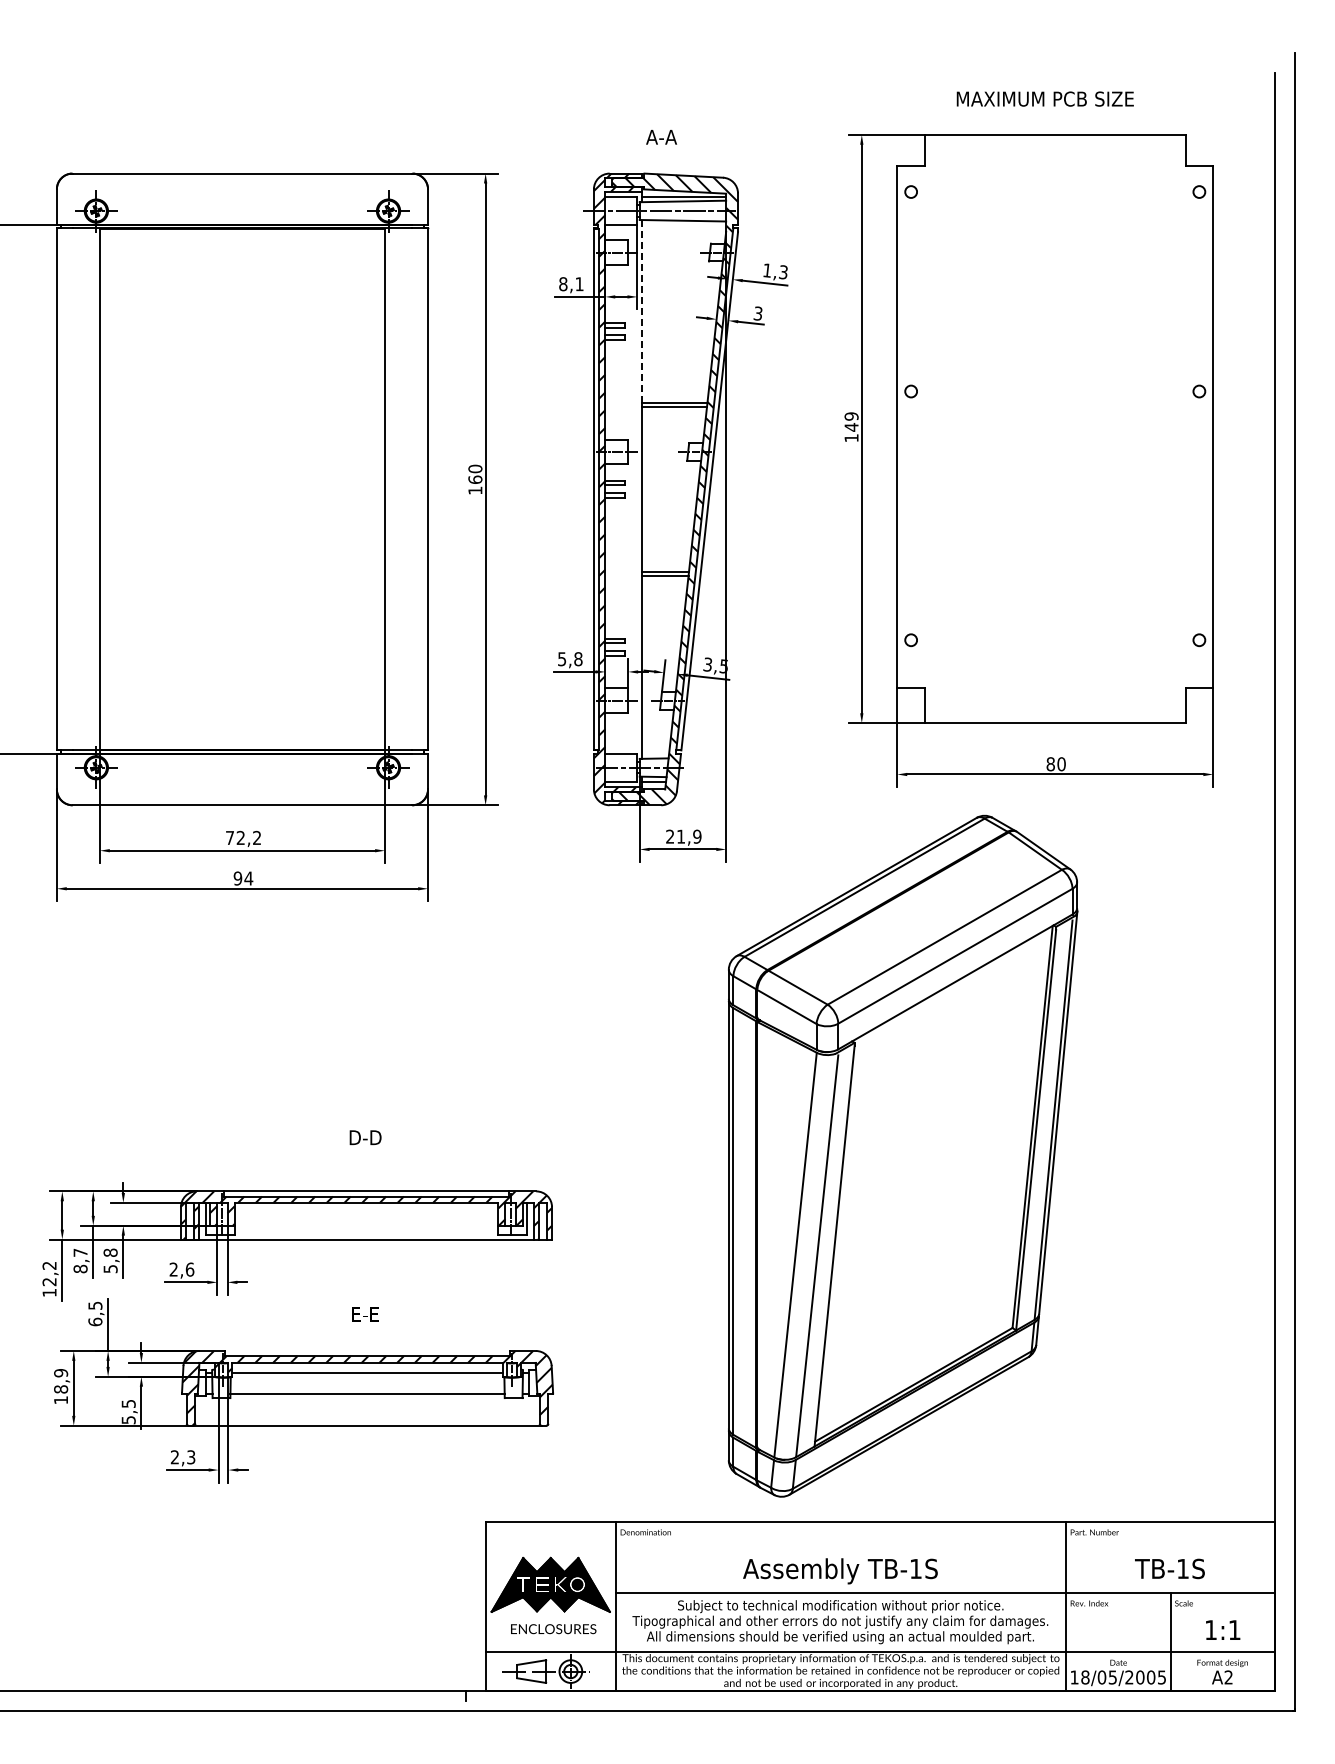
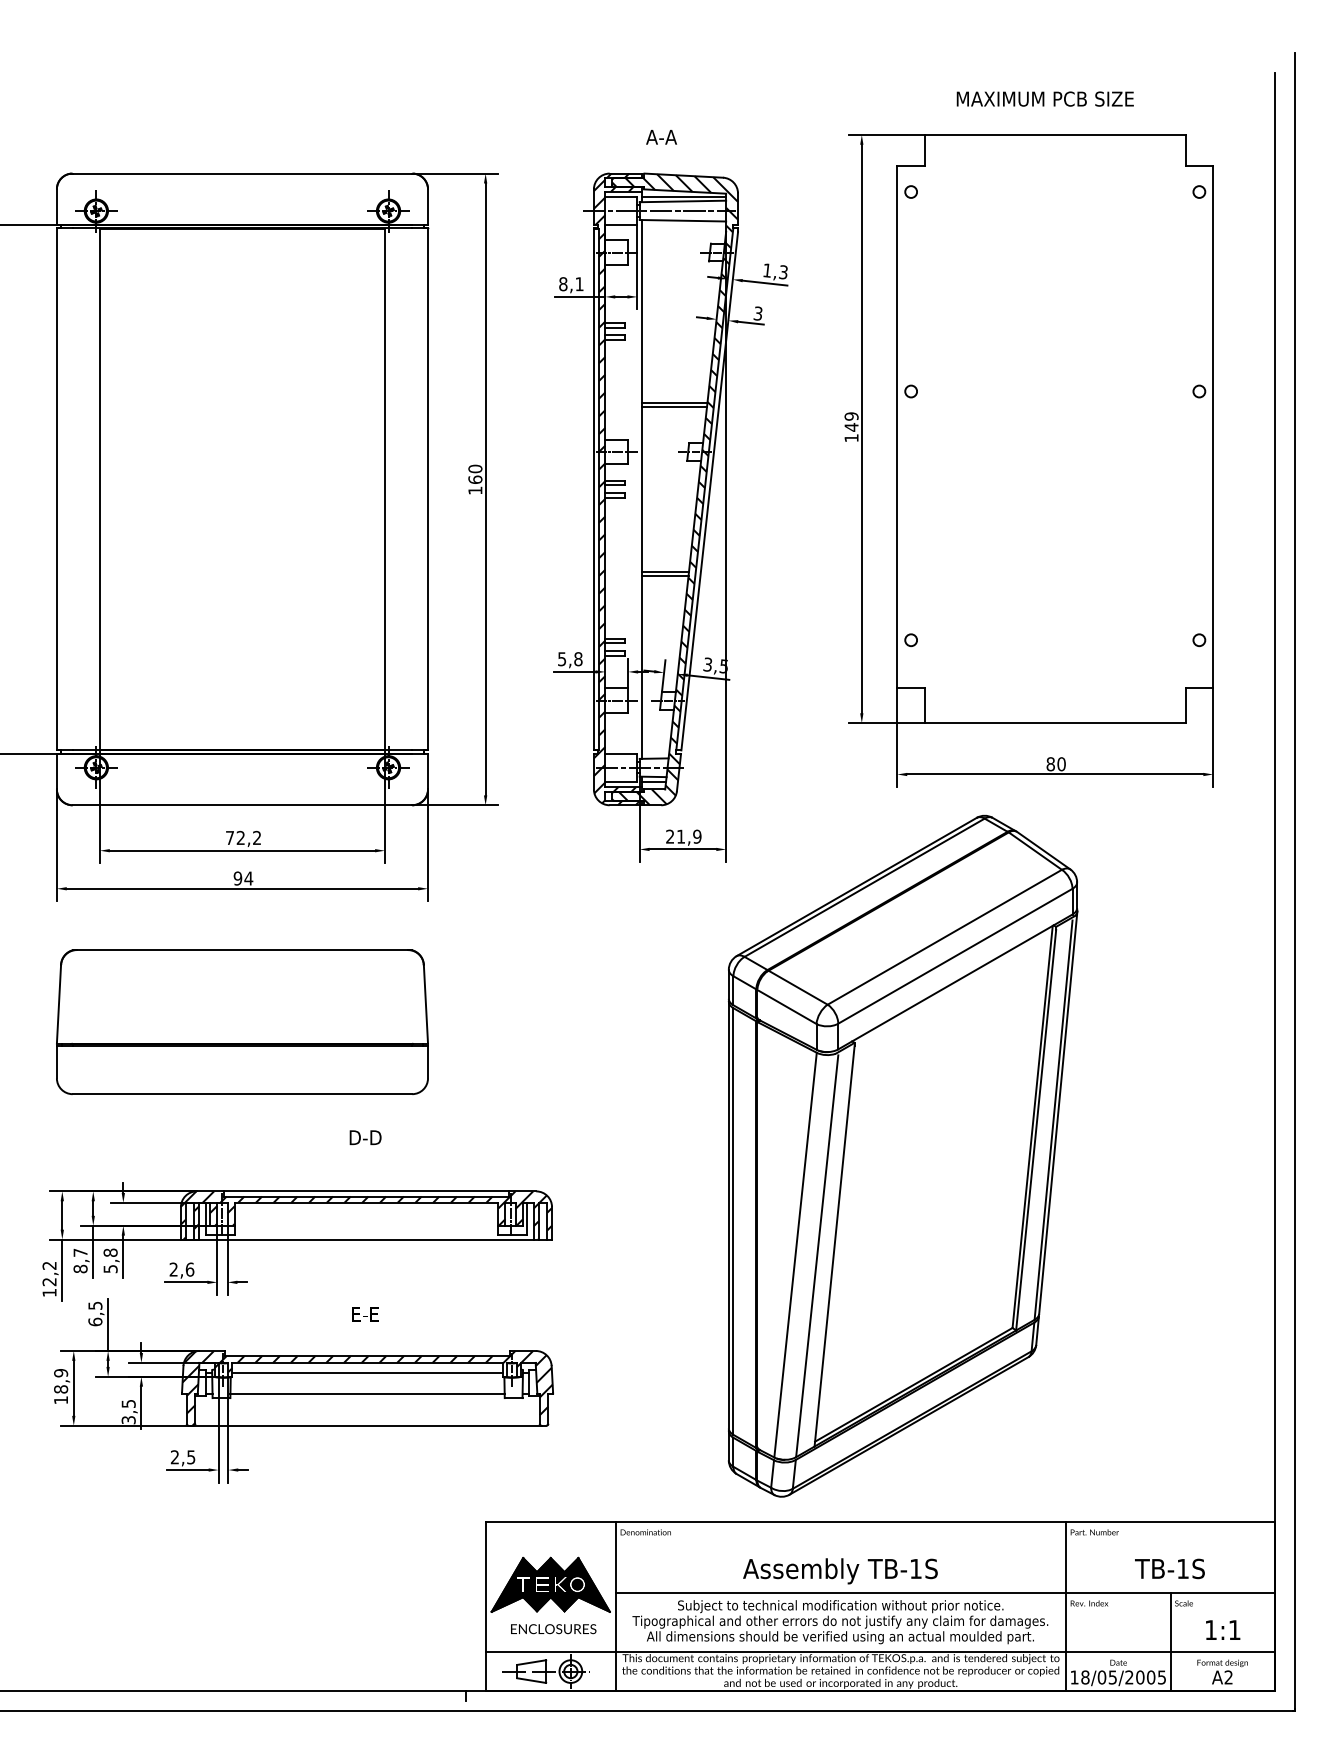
line: dashed -> solid (642, 311)
part: none -> present (242, 1021)
text: 5,5 -> 3,5 (127, 1419)
text: 2,3 -> 2,5 (191, 1456)
